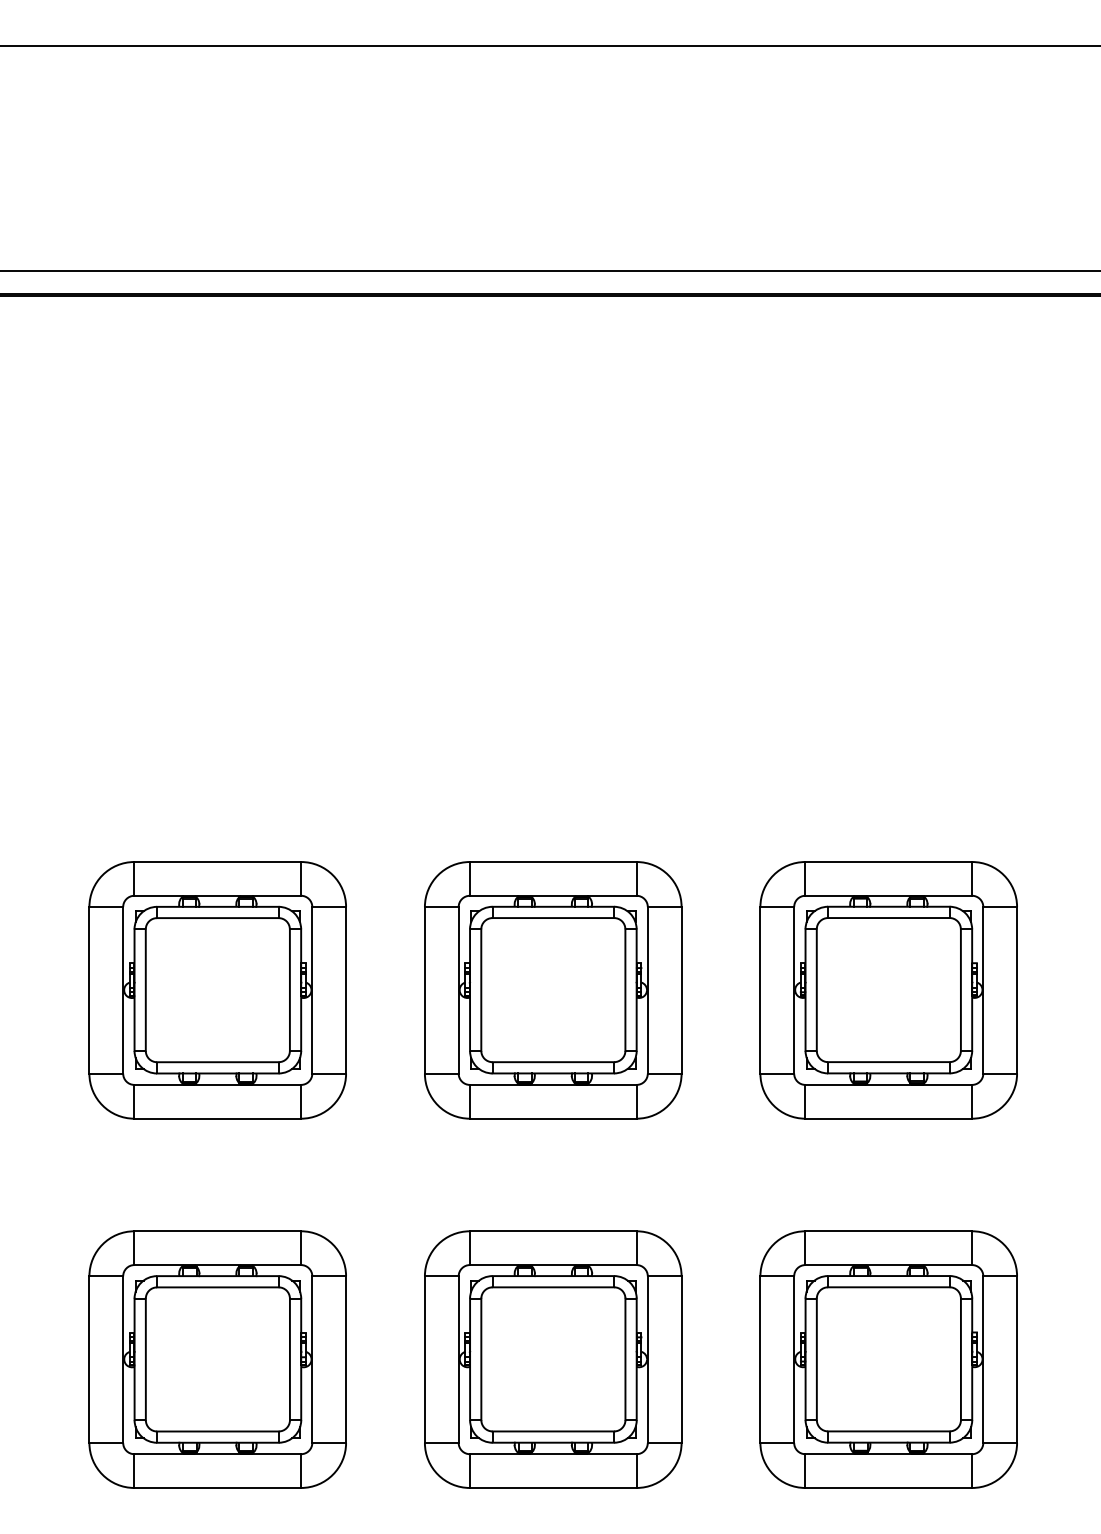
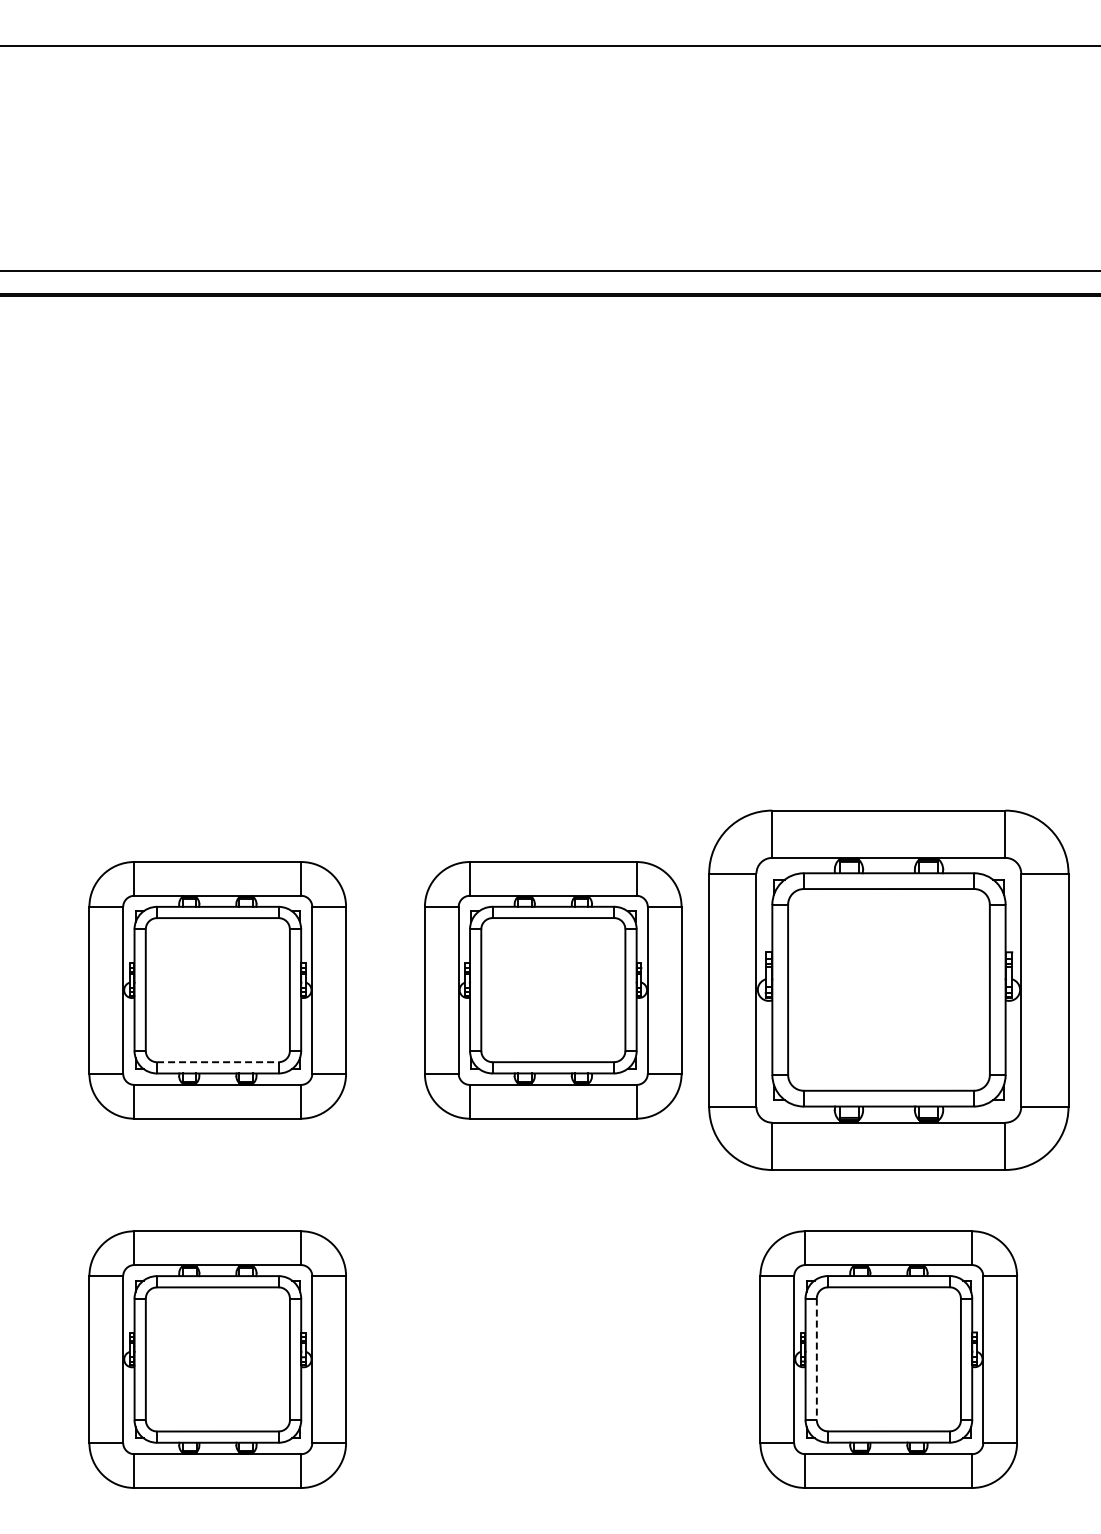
part size: 259x259 px -> 362x362 px (888, 989)
line: solid -> dashed (217, 1062)
part: present -> none (553, 1359)
line: solid -> dashed (816, 1359)
